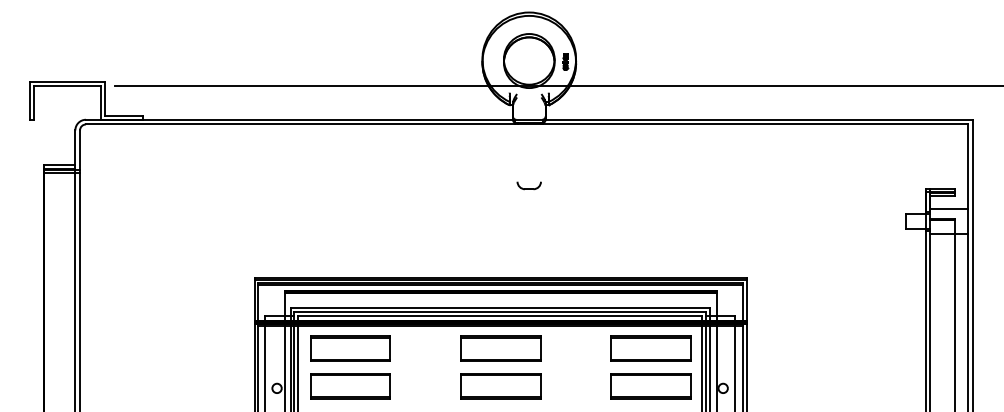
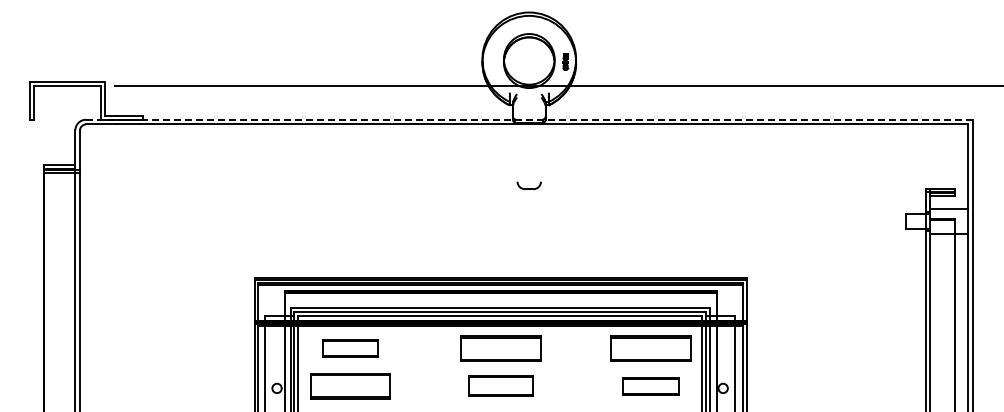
line: solid -> dashed (529, 119)
part size: 81x27 px -> 57x19 px (350, 348)
part size: 82x27 px -> 66x22 px (500, 385)
part size: 82x27 px -> 58x19 px (650, 386)
